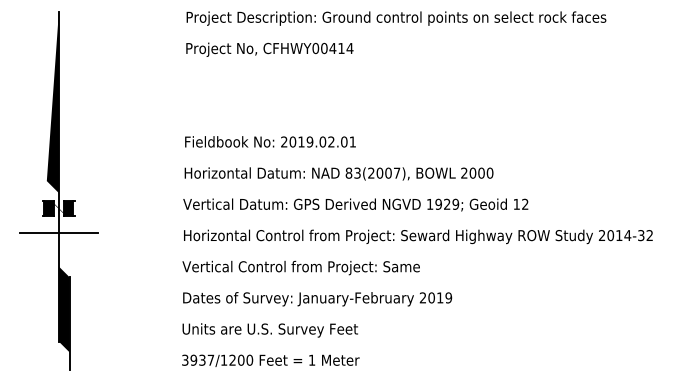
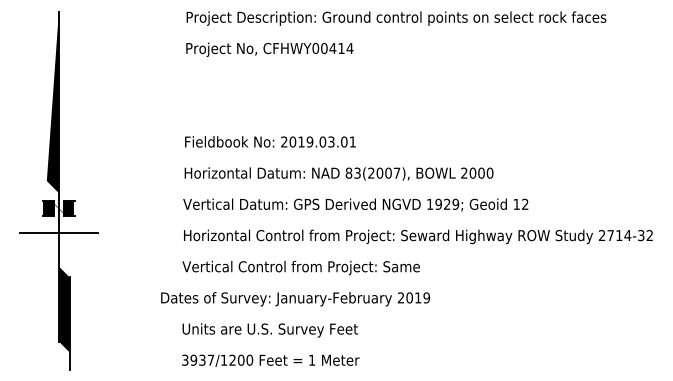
text: 2019.02.01 -> 2019.03.01 (331, 142)
text: 2014-32 -> 2714-32 (610, 235)
text position: (317, 299) -> (295, 299) (295, 299)
